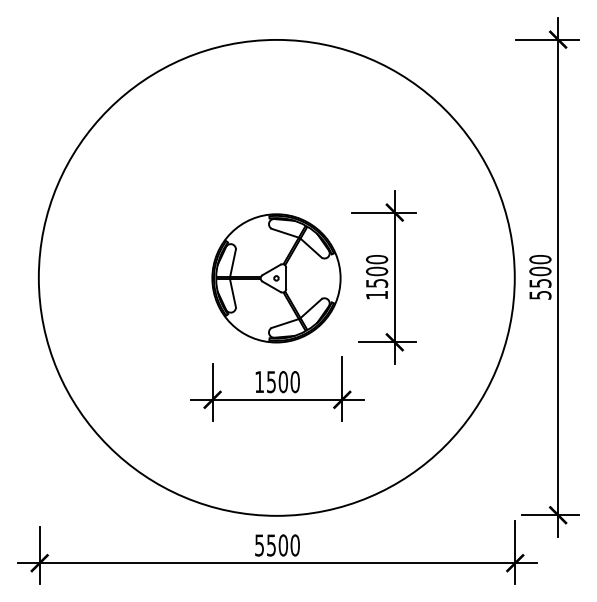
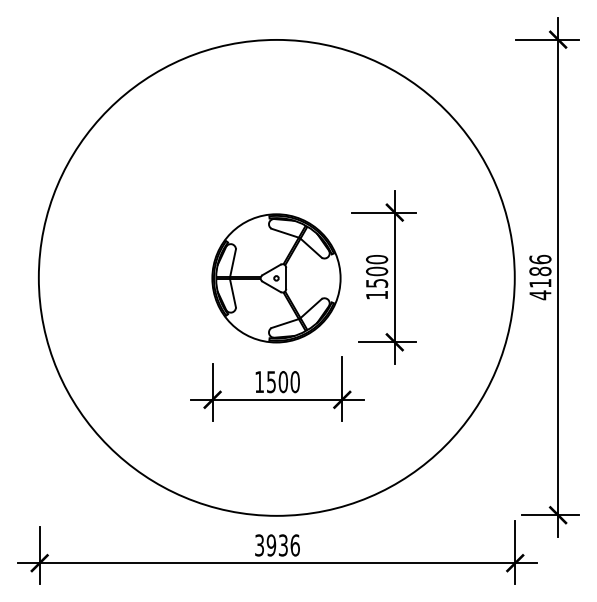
text: 5500 -> 4186 (540, 277)
text: 5500 -> 3936 (277, 545)
